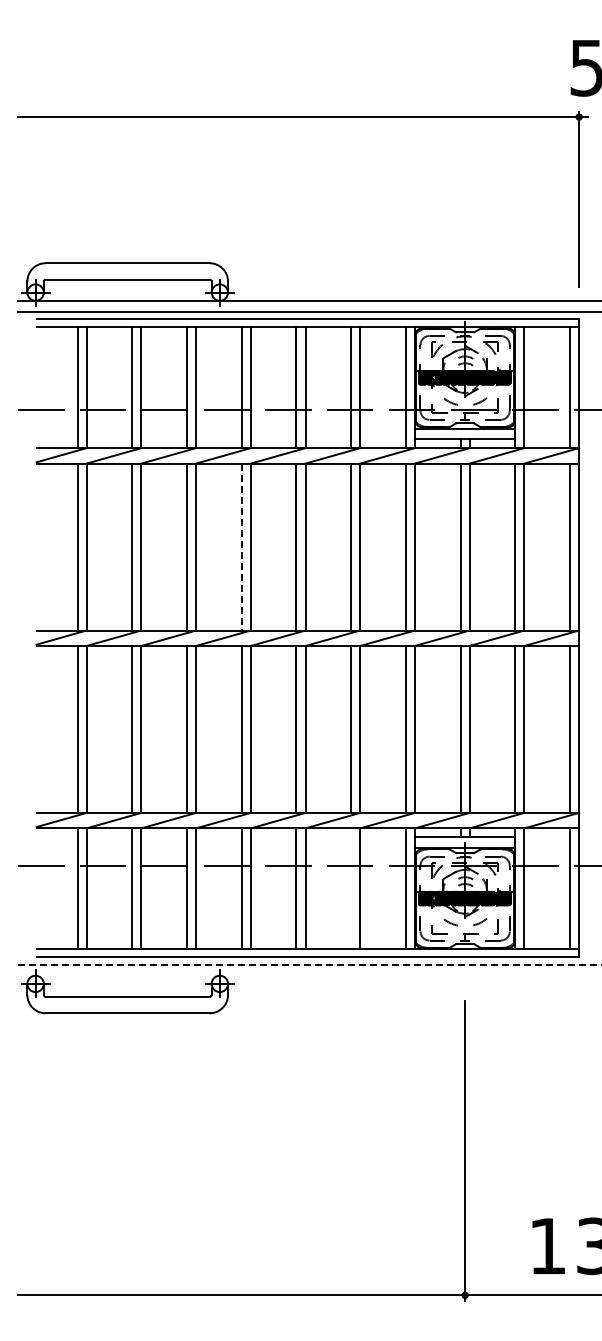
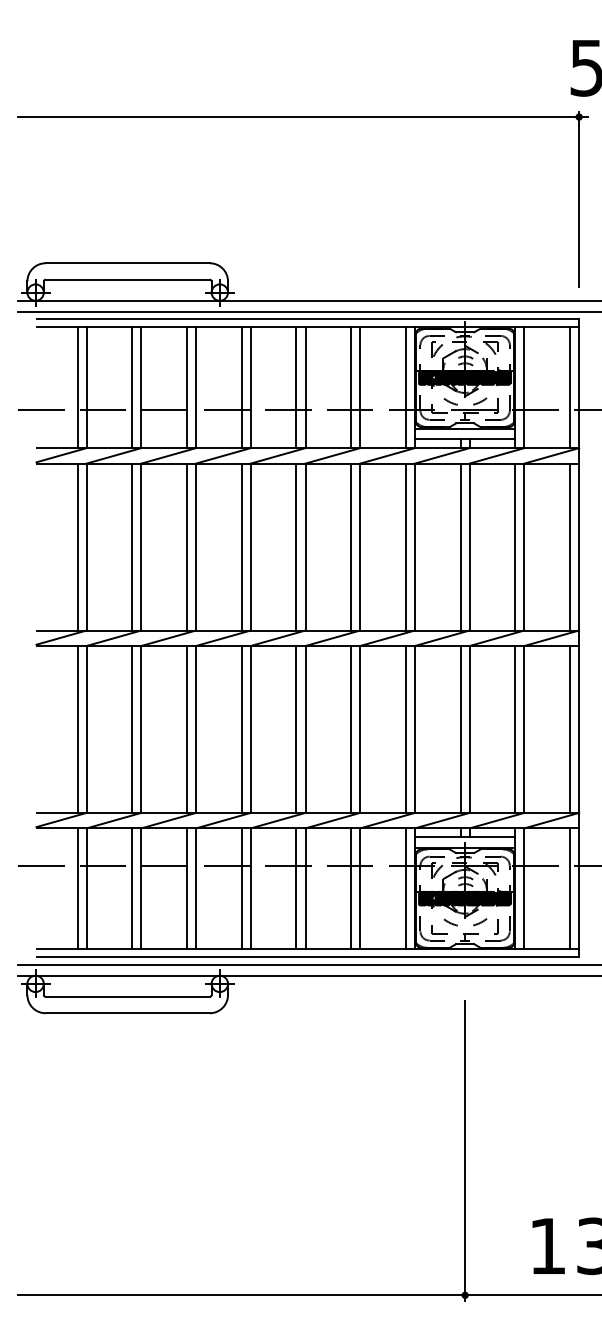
line: dashed -> solid (241, 547)
line: none -> present (351, 888)
line: dashed -> solid (309, 964)
line: none -> present (308, 975)
